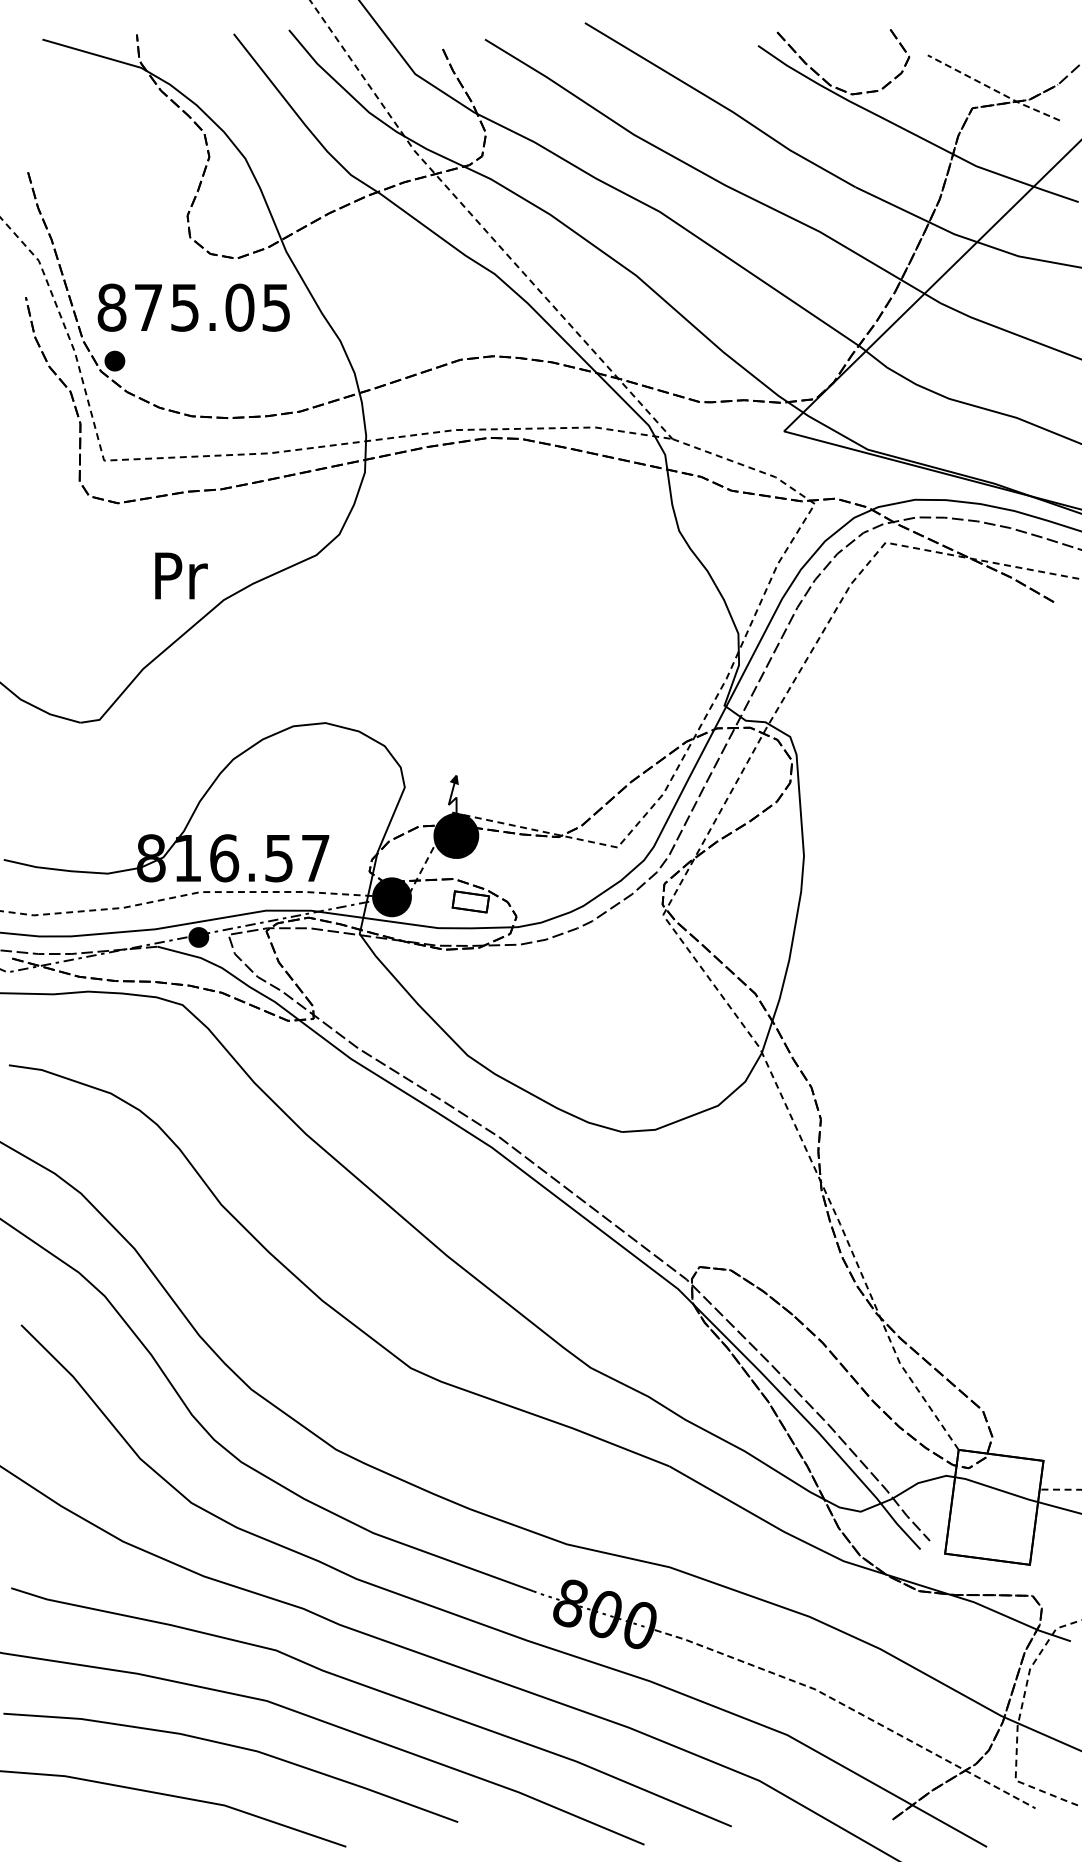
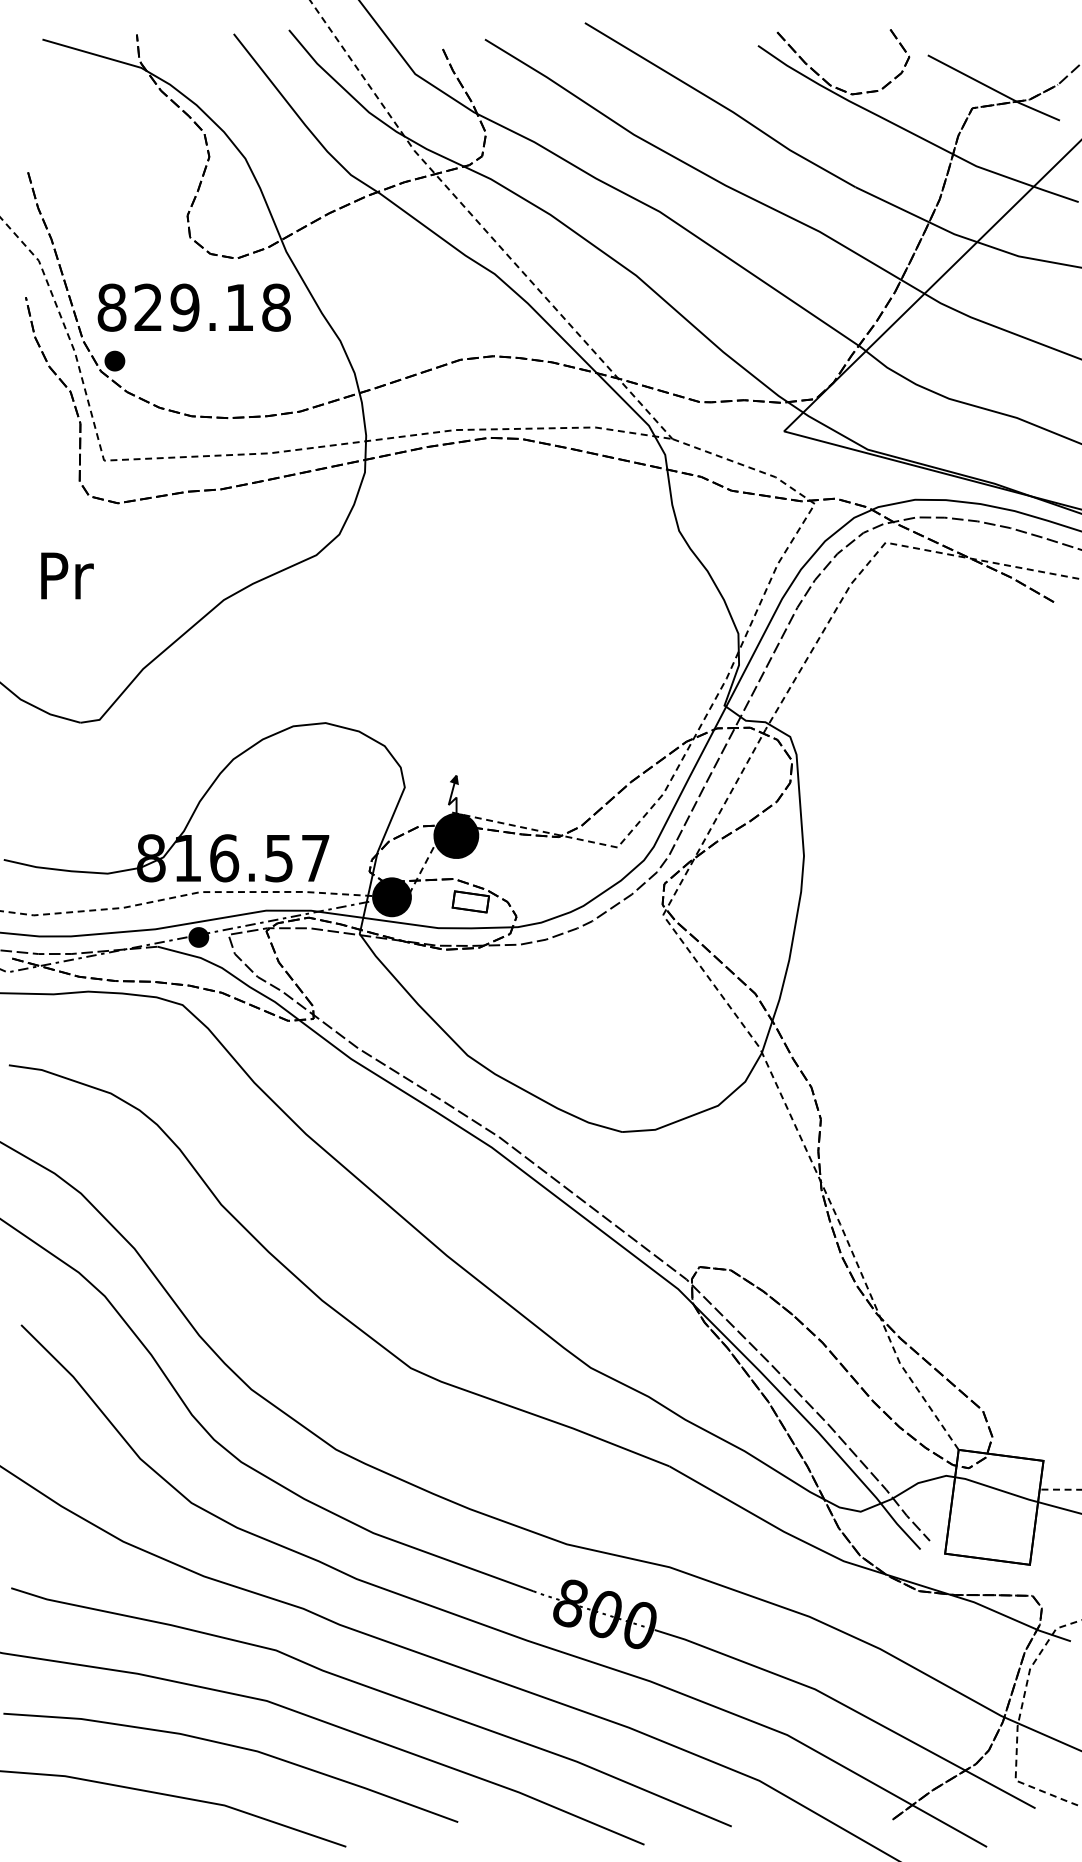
line: dashed -> solid (993, 89)
text: 875.05 -> 829.18 (212, 307)
text position: (181, 575) -> (67, 575) (67, 575)
line: dashed -> solid (849, 1707)
